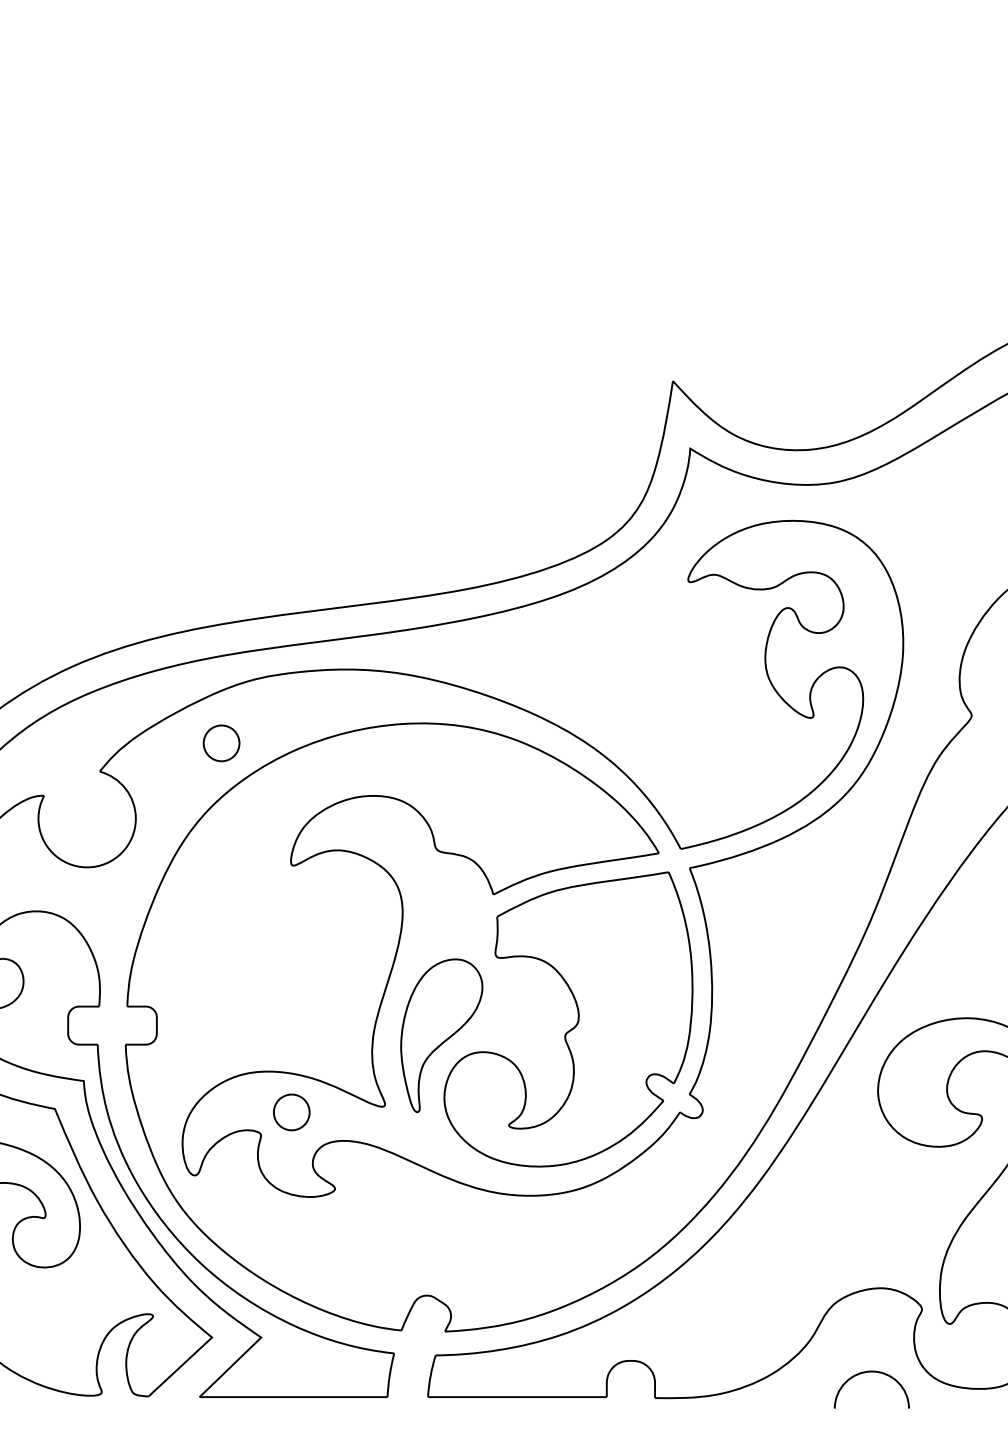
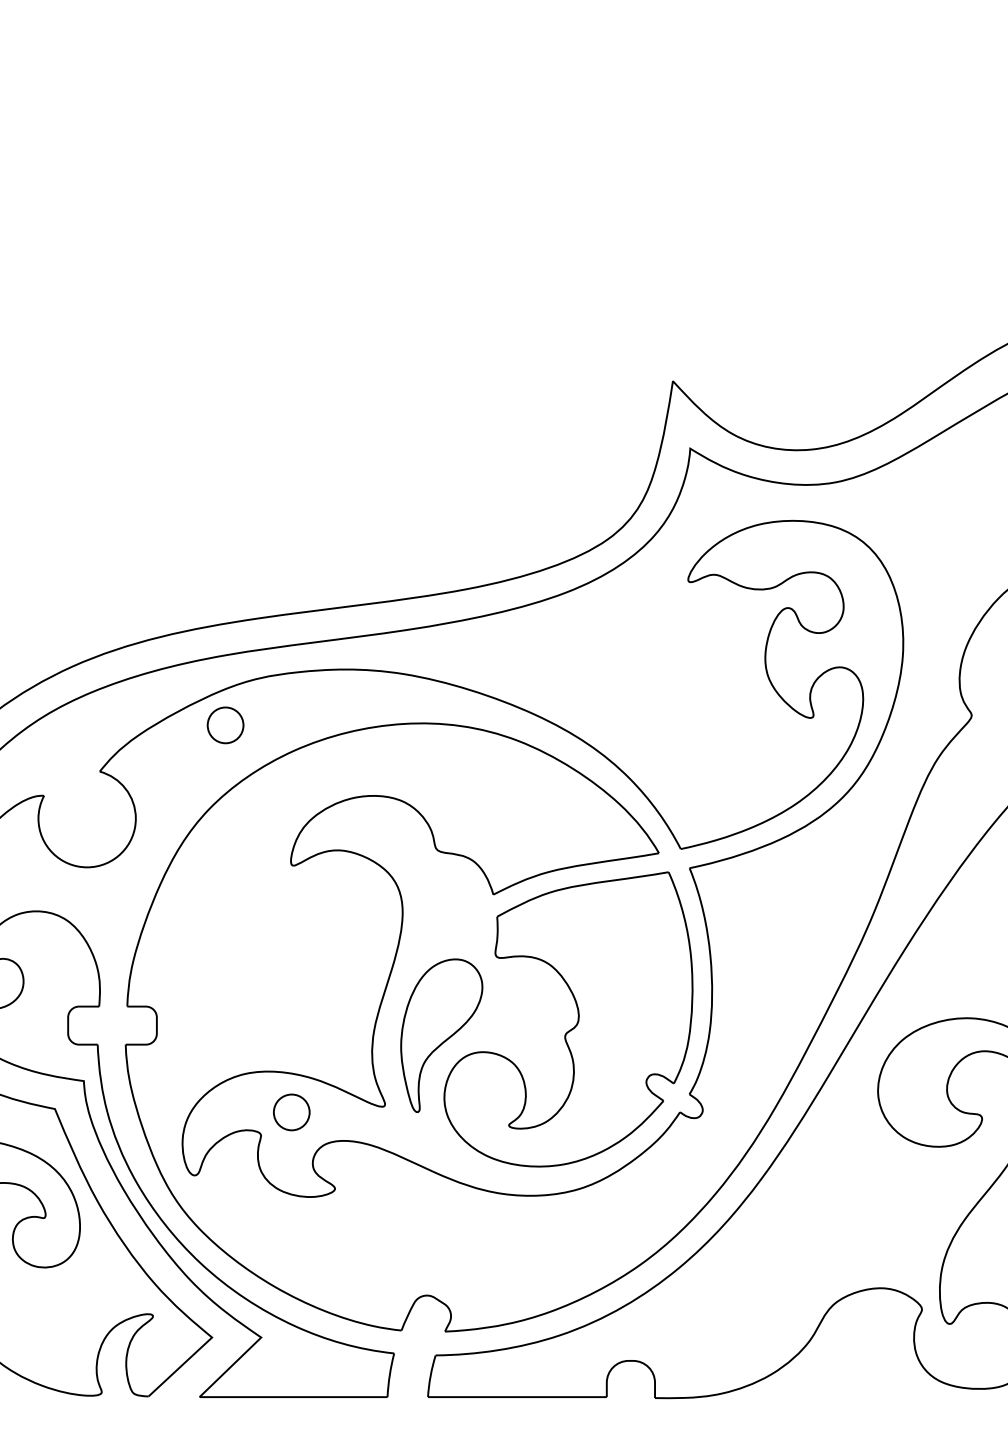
part position: (221, 743) -> (225, 725) (225, 725)
curve: present -> none (871, 1372)
